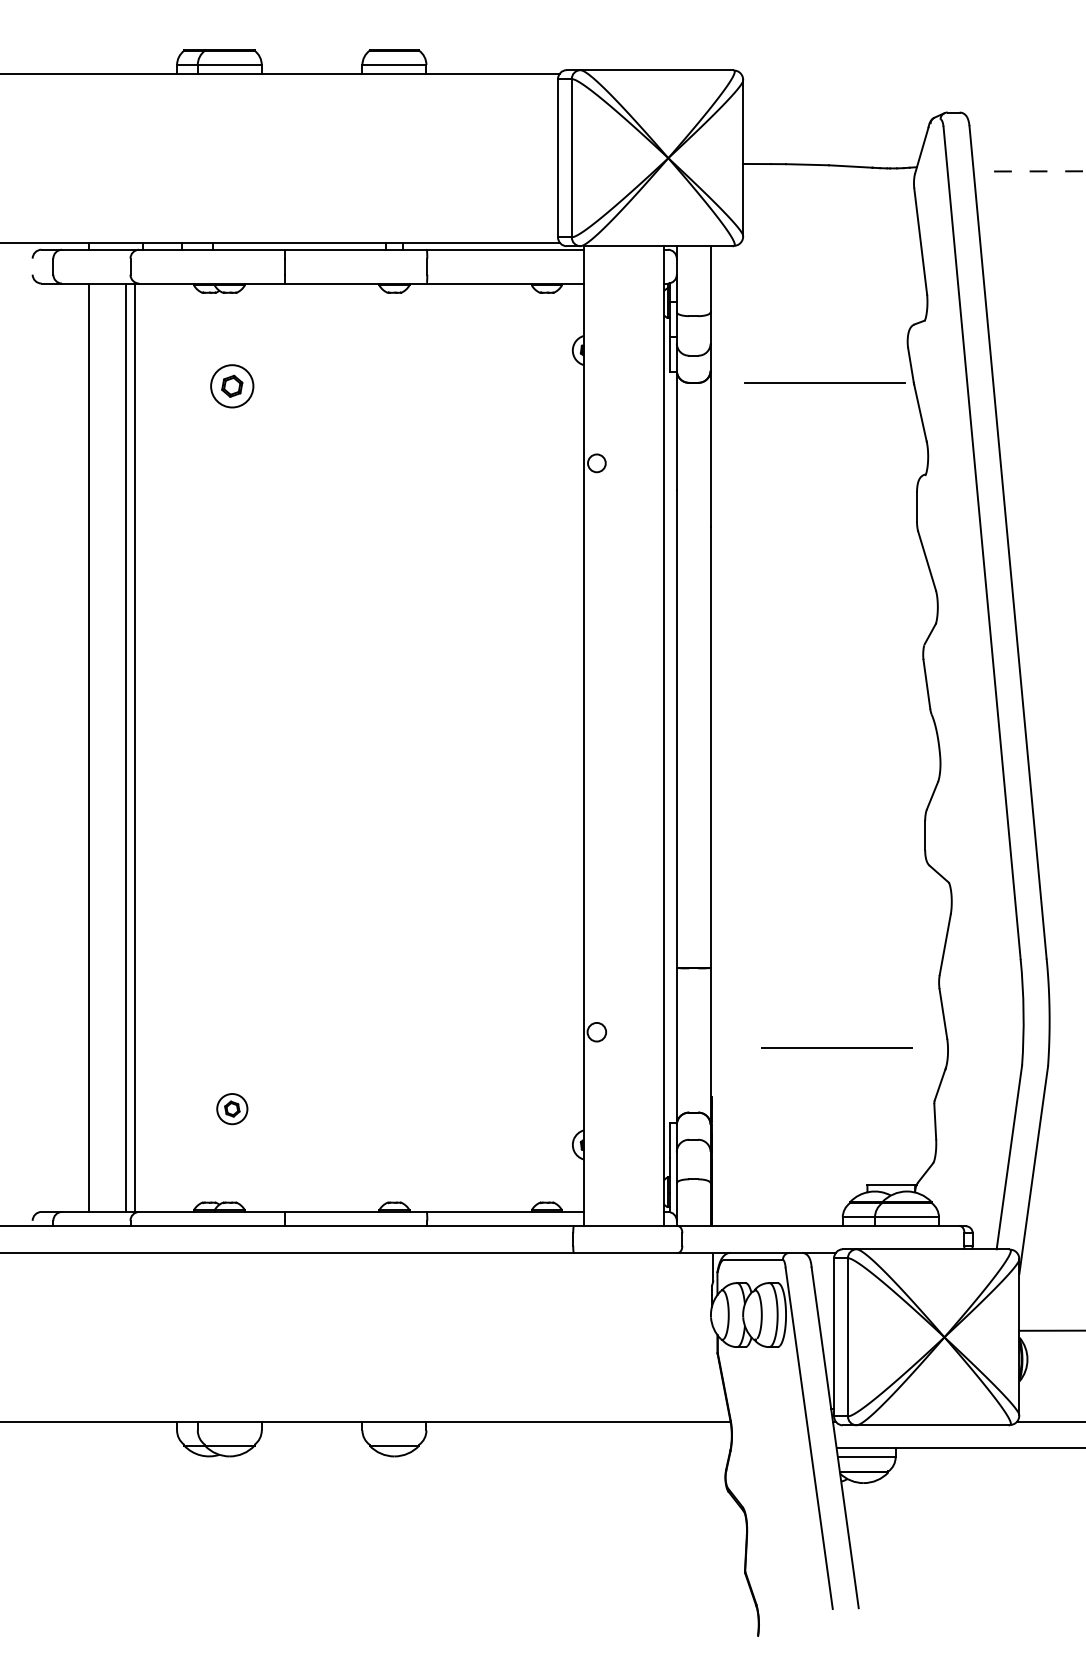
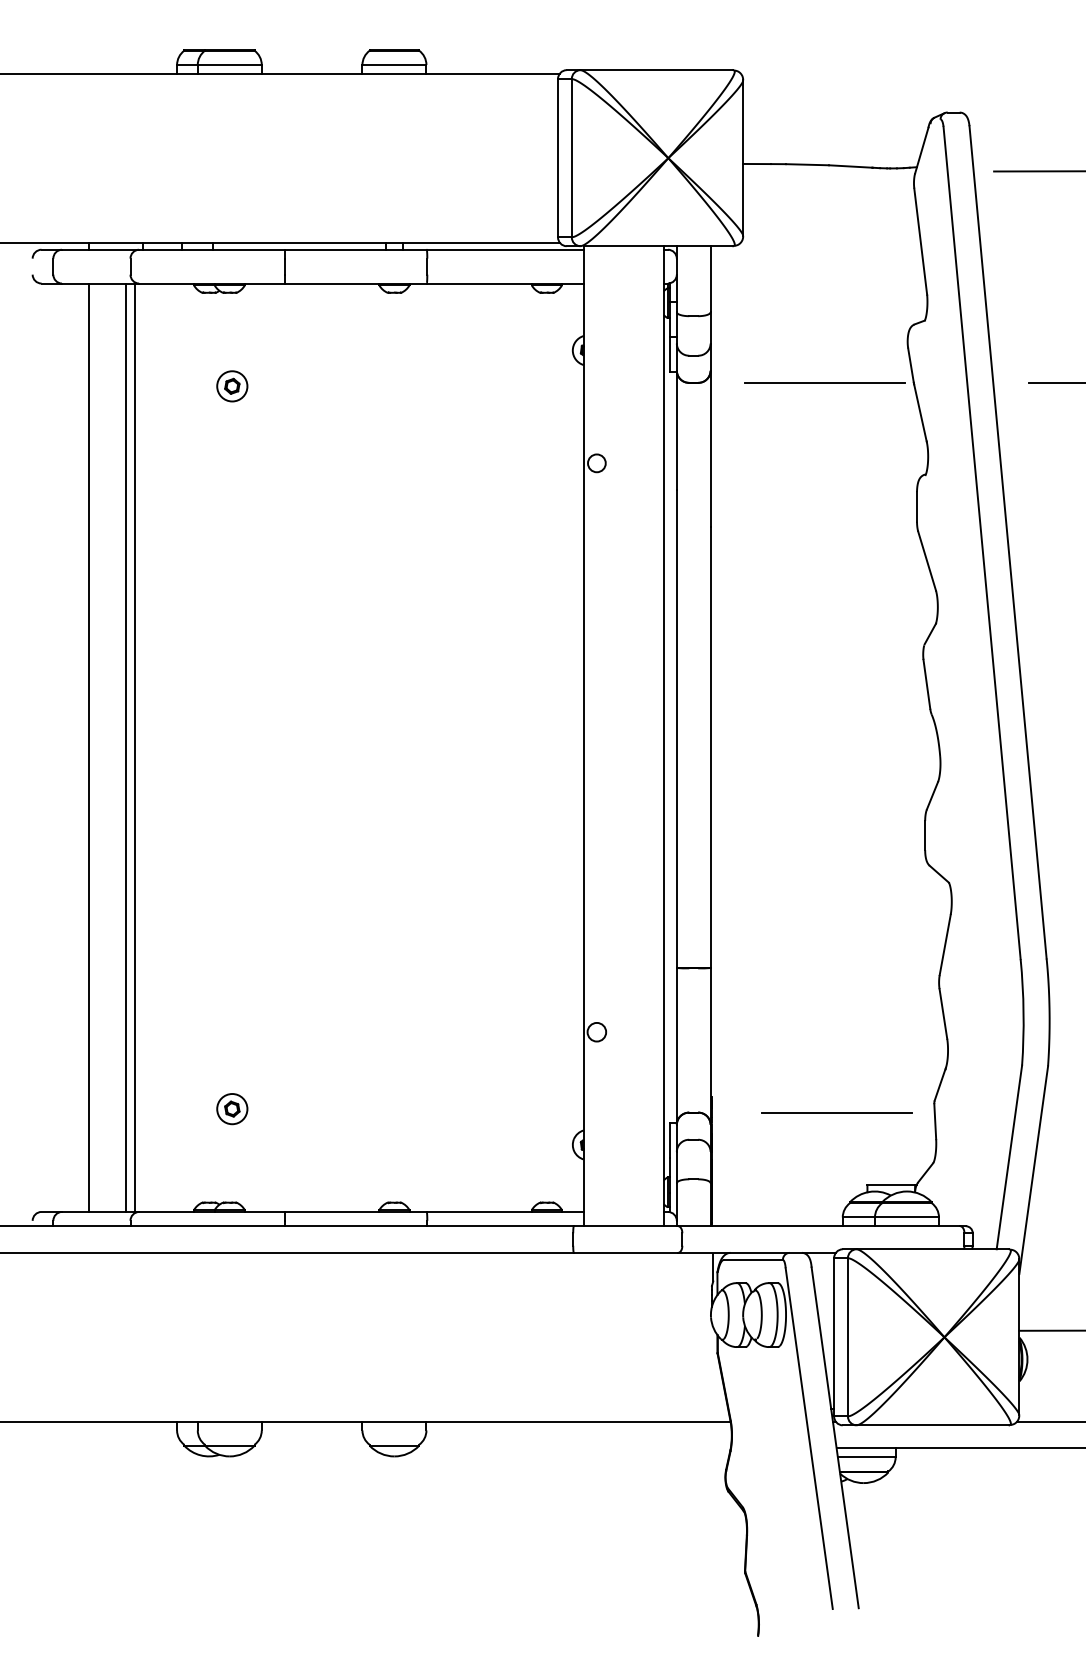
line: dashed -> solid (1040, 171)
line: none -> present (1055, 383)
part size: 45x45 px -> 33x33 px (232, 386)
line position: (836, 1047) -> (836, 1112) (836, 1112)
